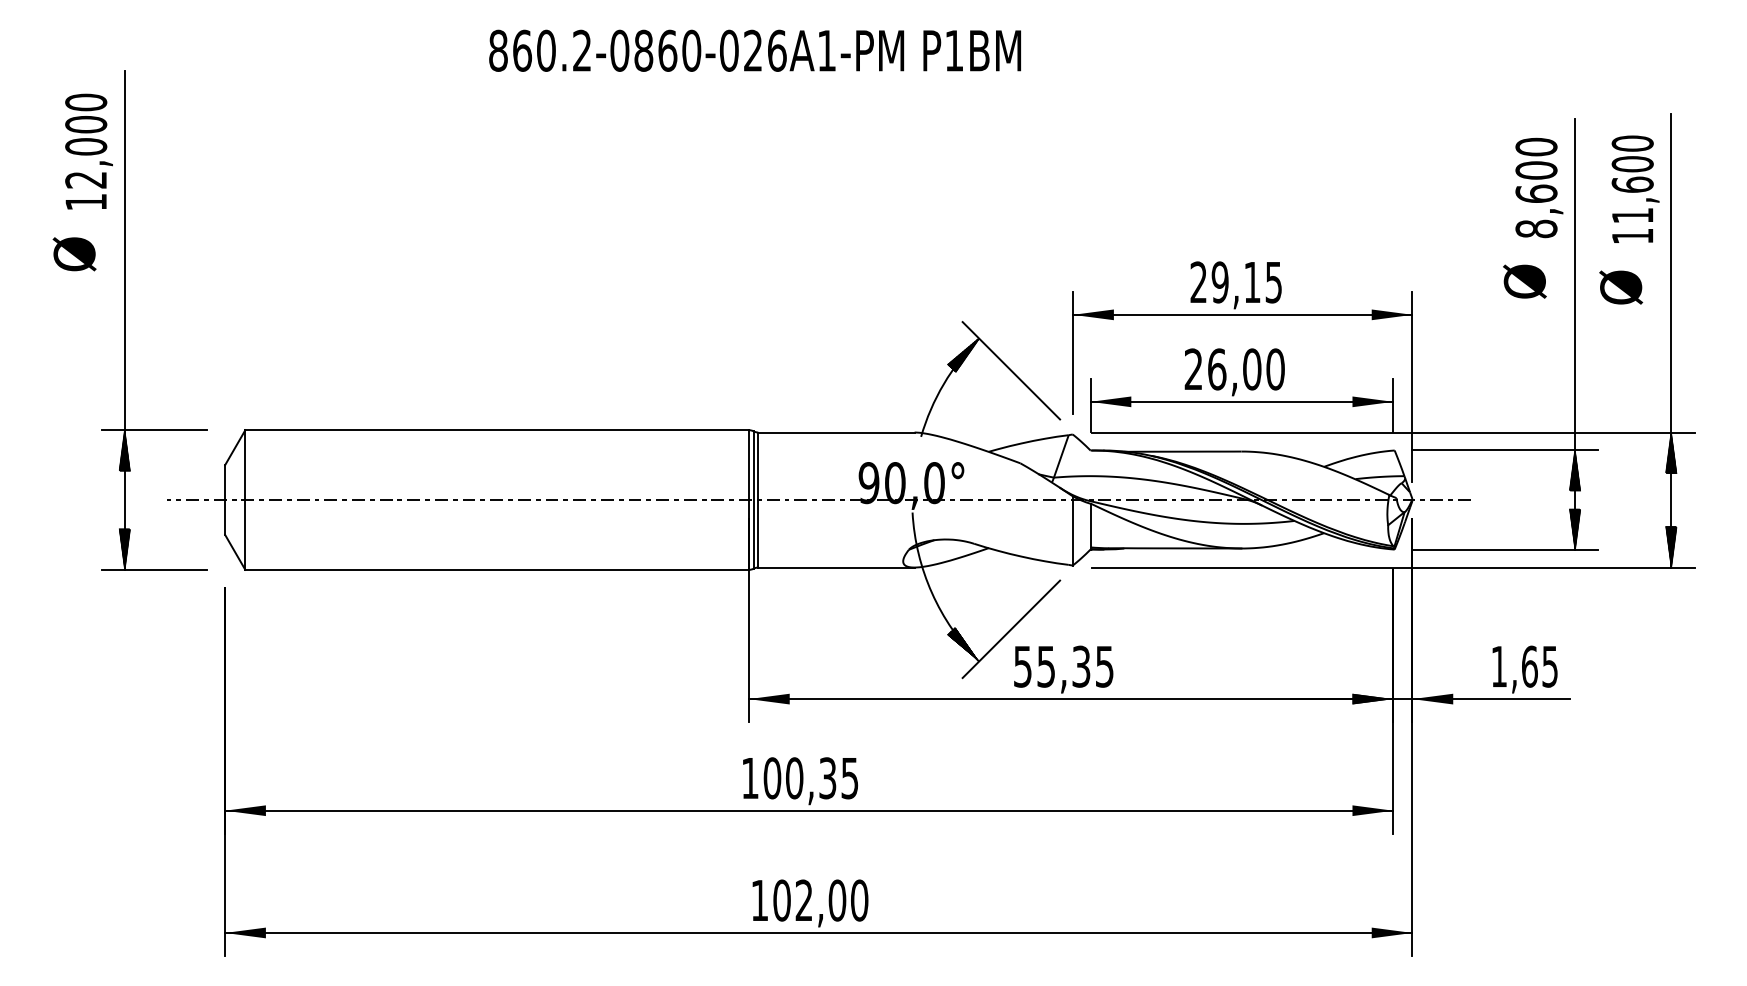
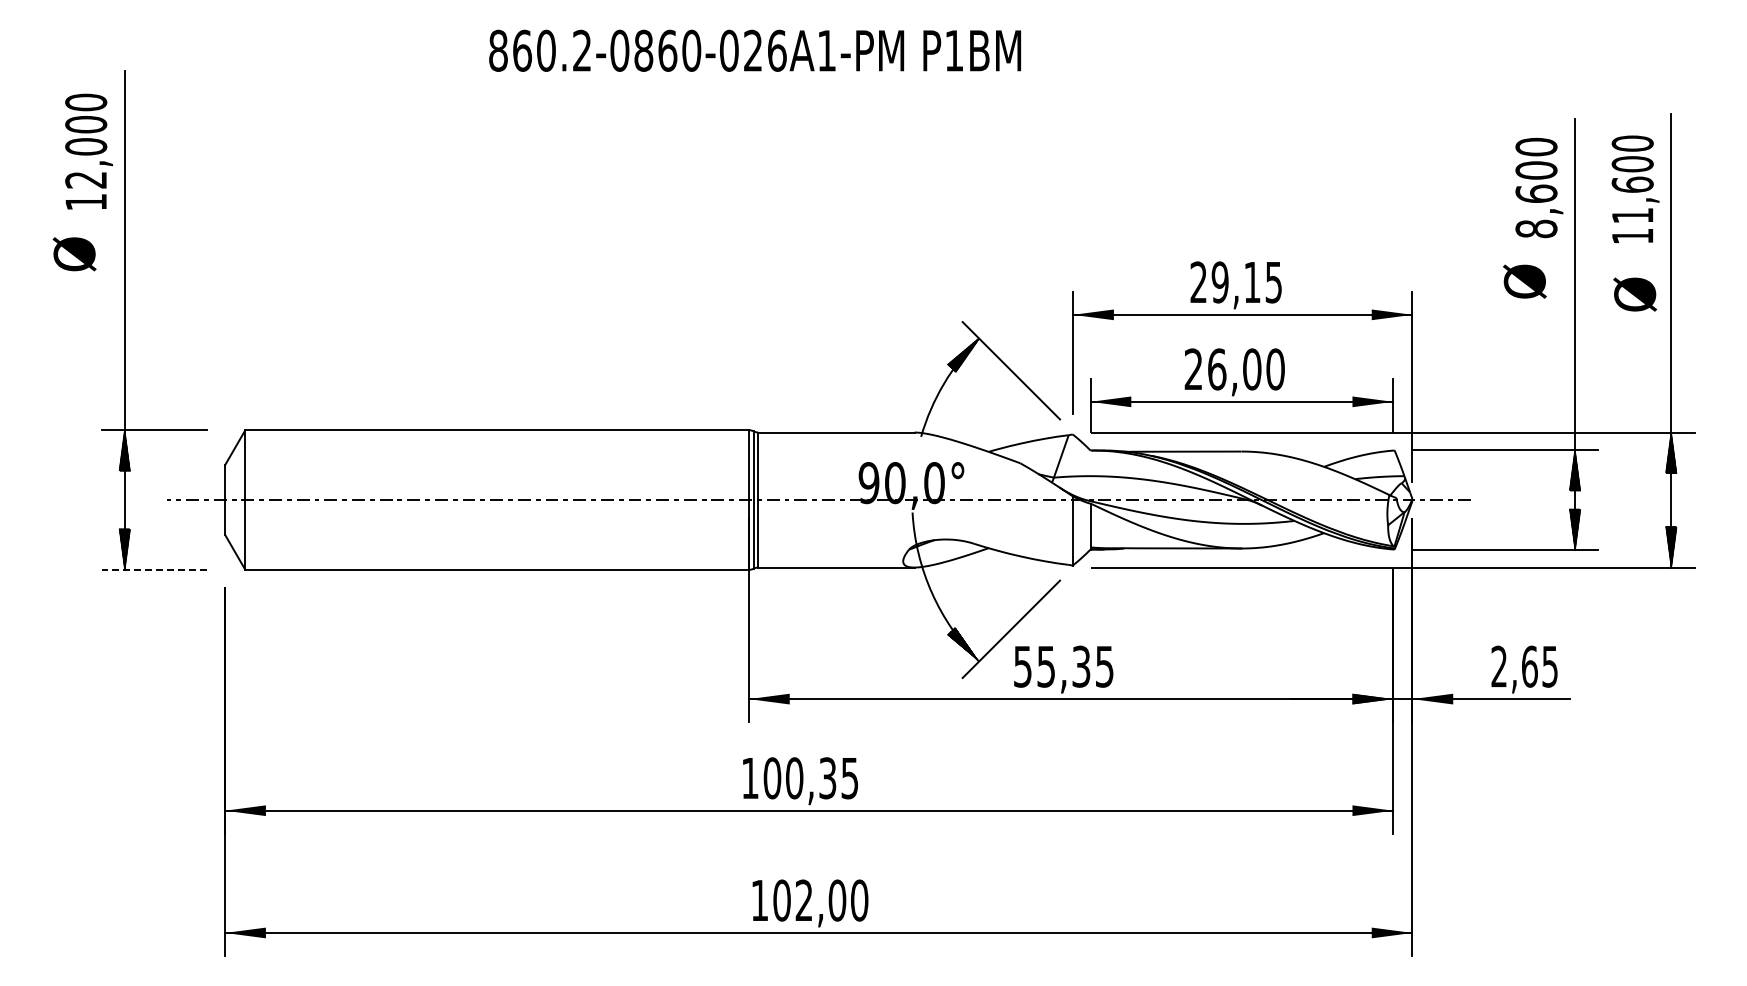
text position: (1621, 287) -> (1635, 294) (1635, 294)
line: solid -> dashed (154, 569)
text: 1,65 -> 2,65 (1498, 665)
